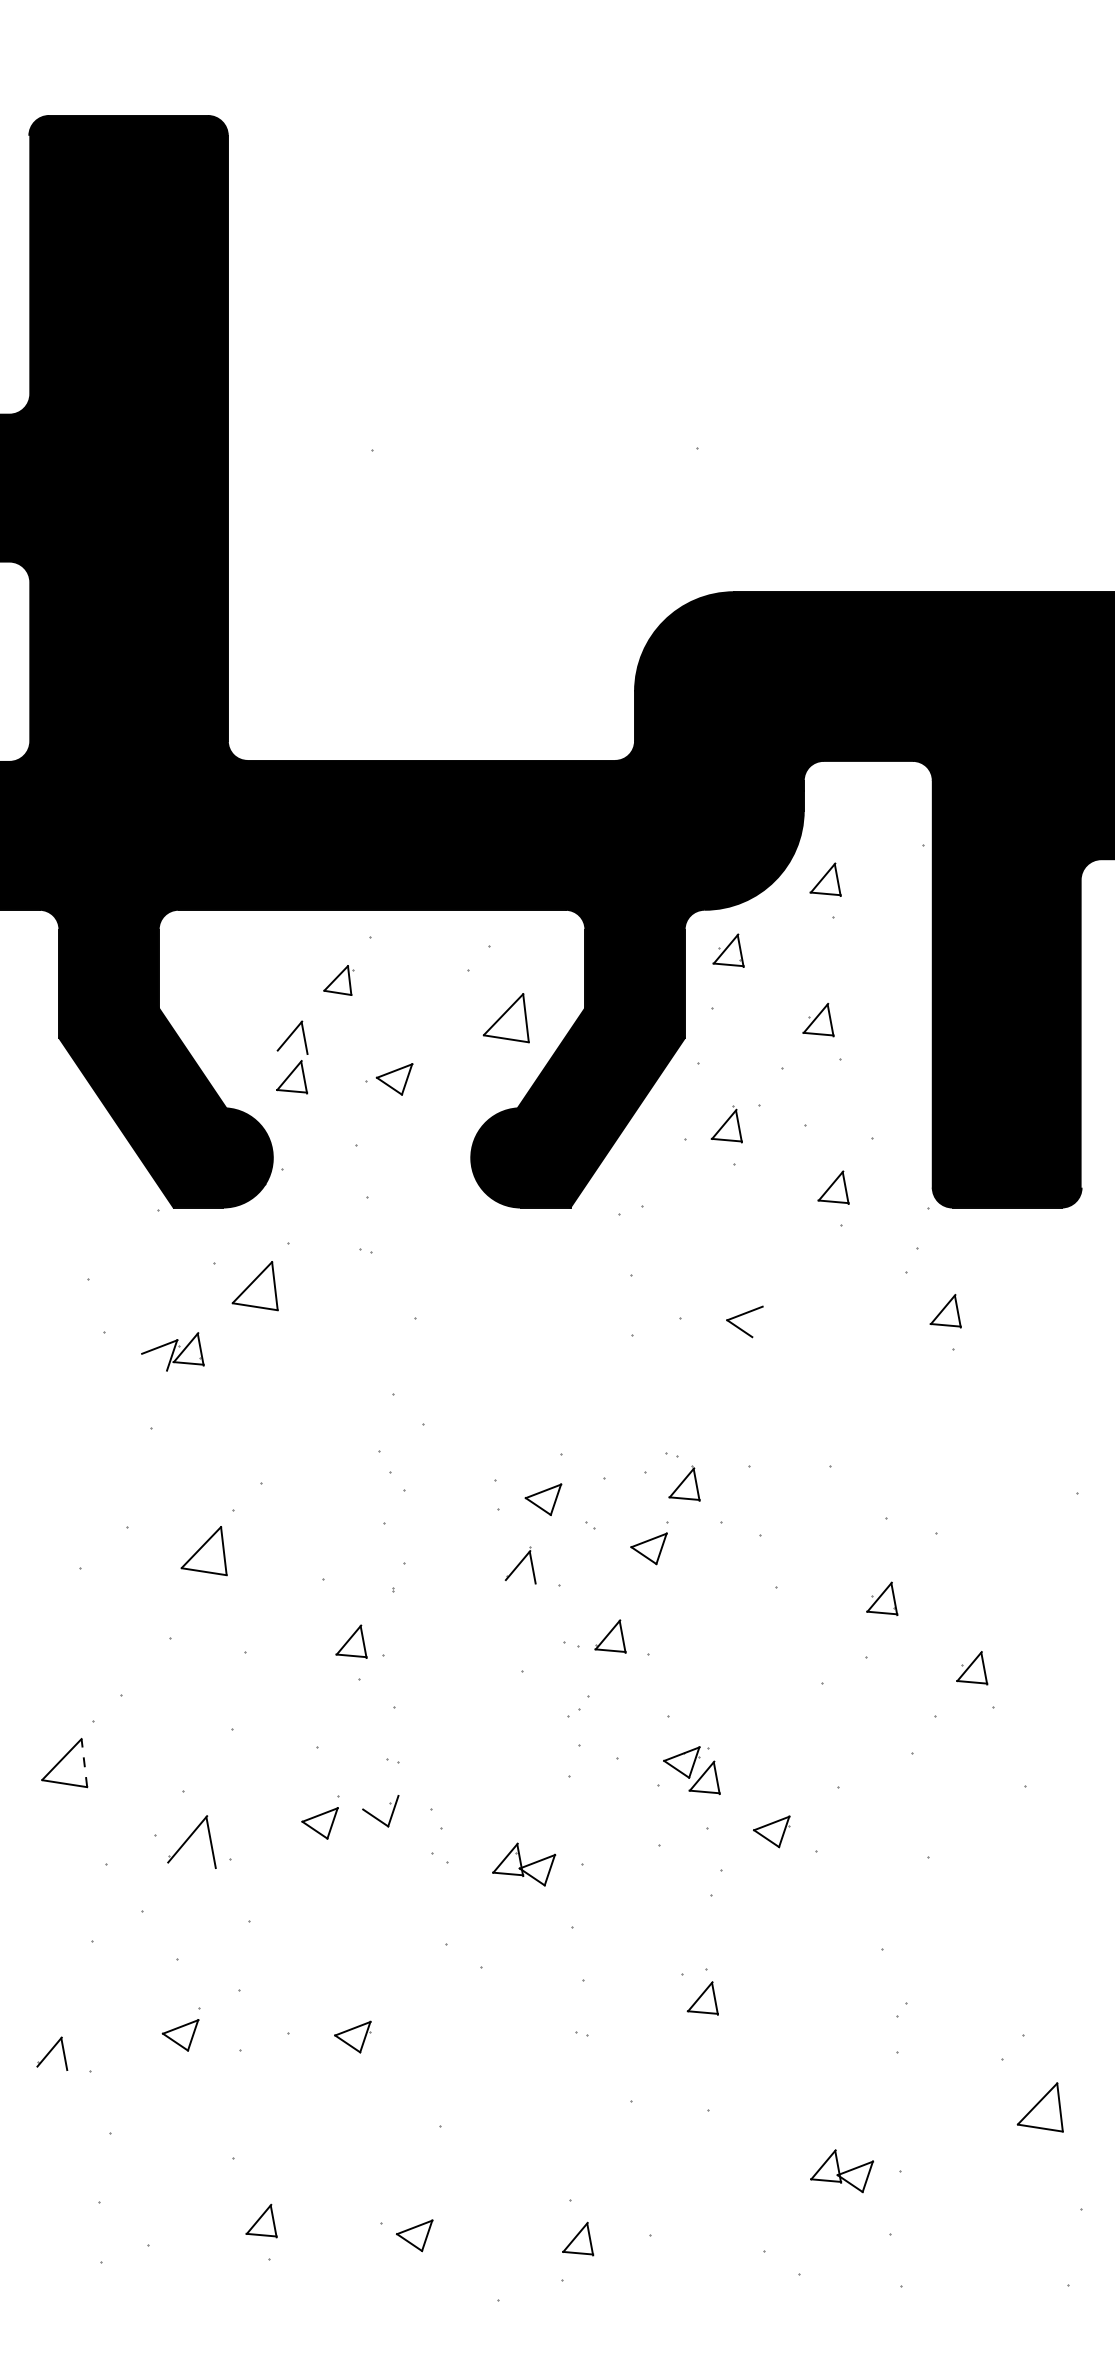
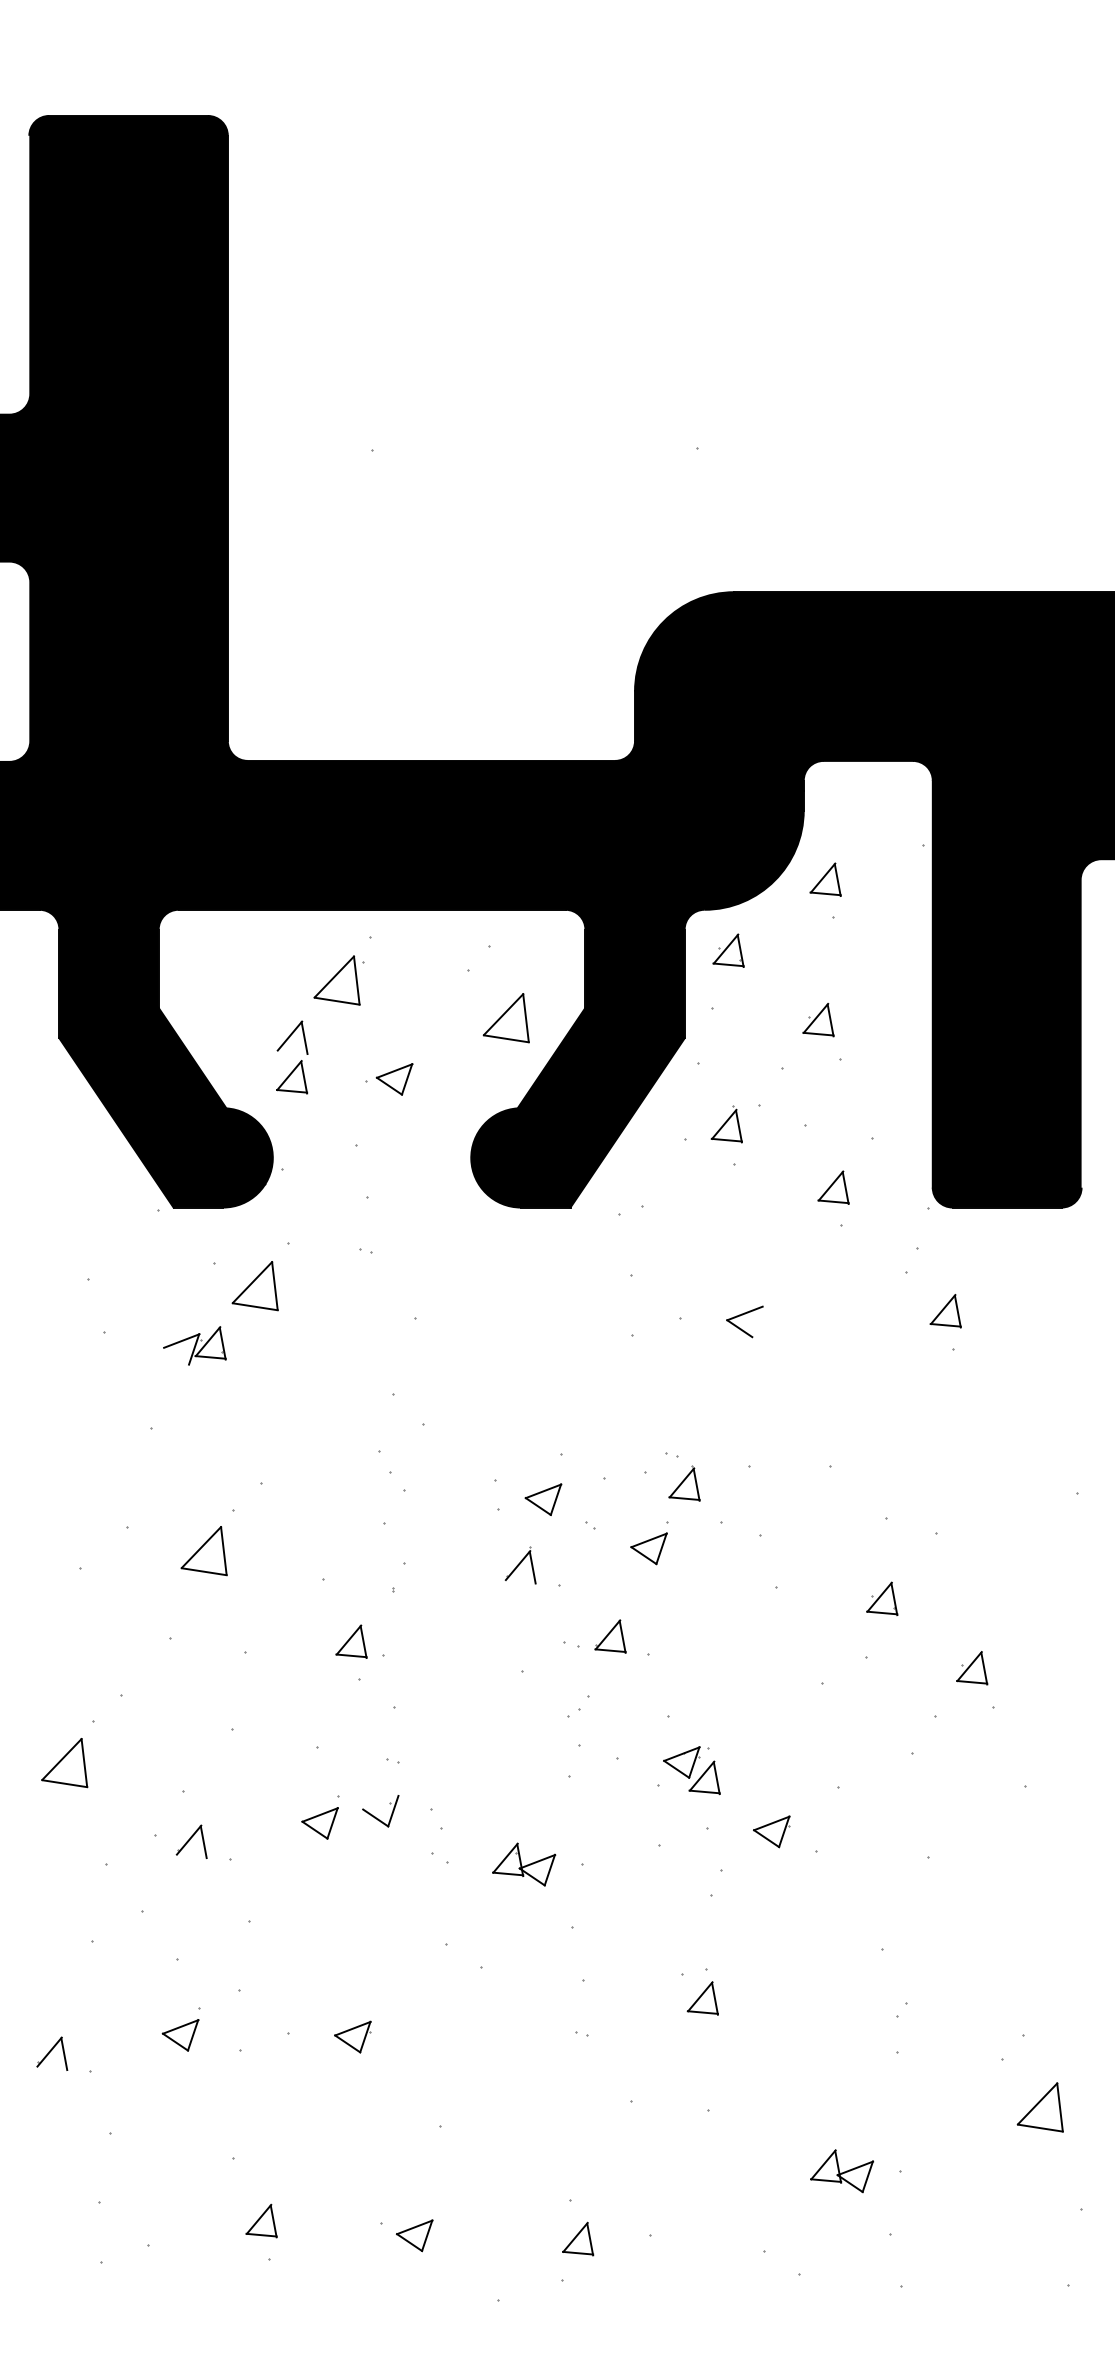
part size: 32x31 px -> 52x51 px (338, 980)
part position: (172, 1351) -> (194, 1345) (194, 1345)
line: dashed -> solid (84, 1762)
part size: 50x54 px -> 33x35 px (191, 1841)
